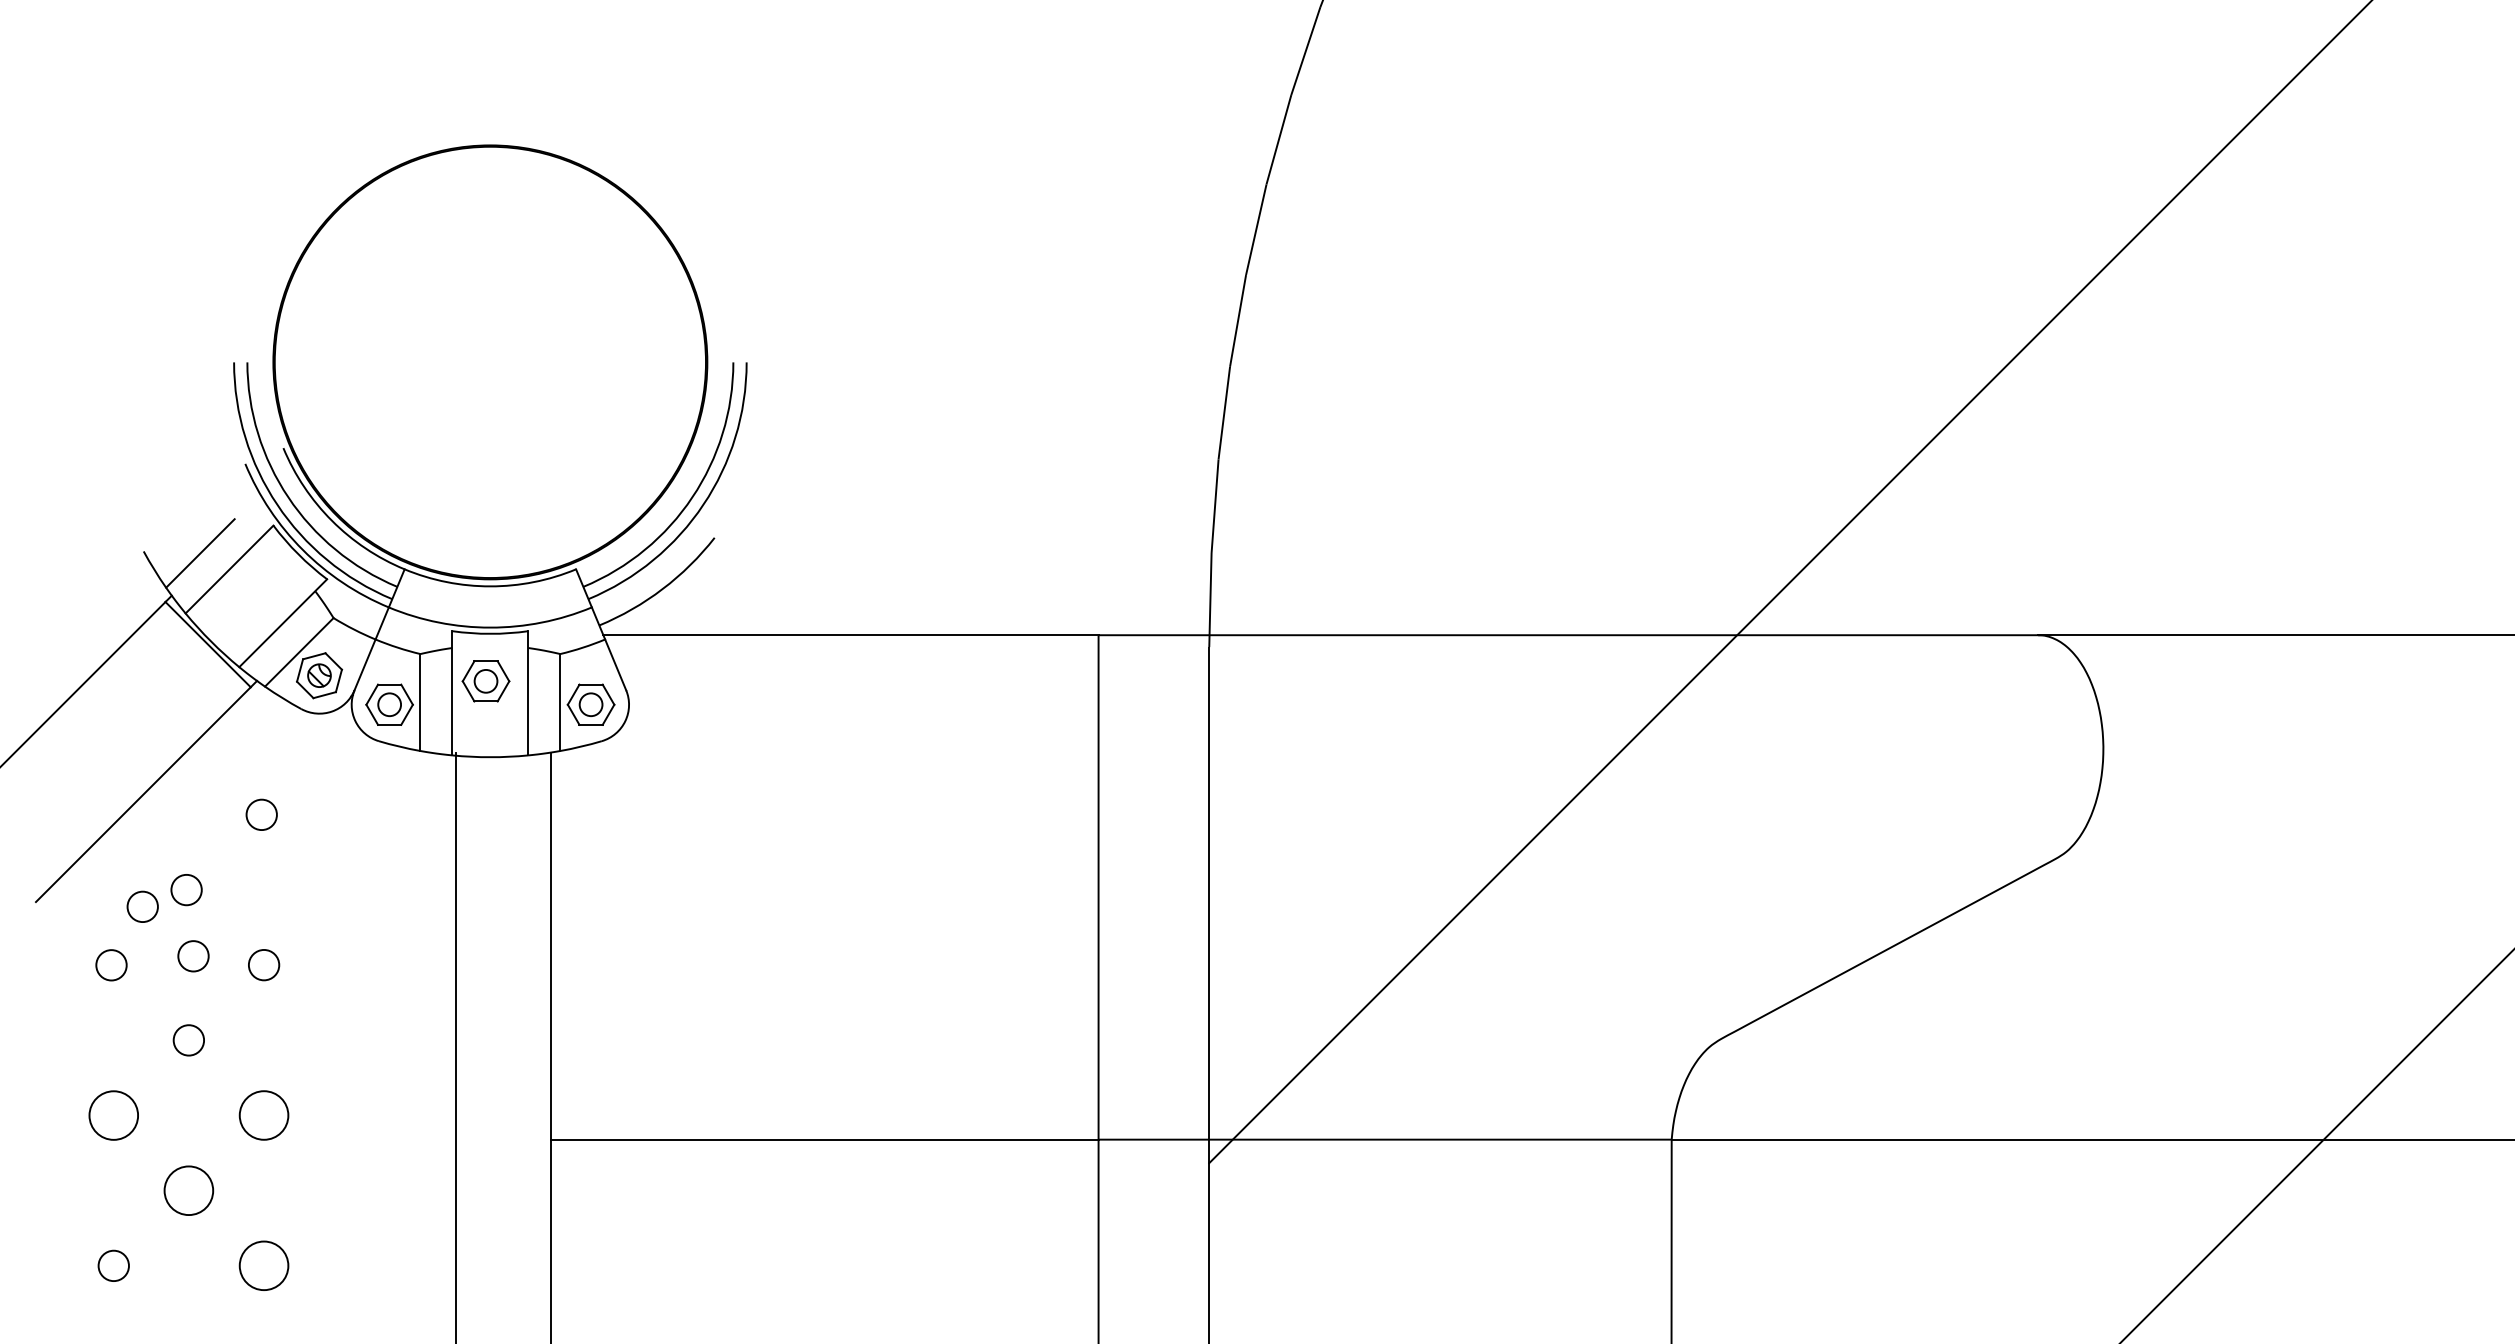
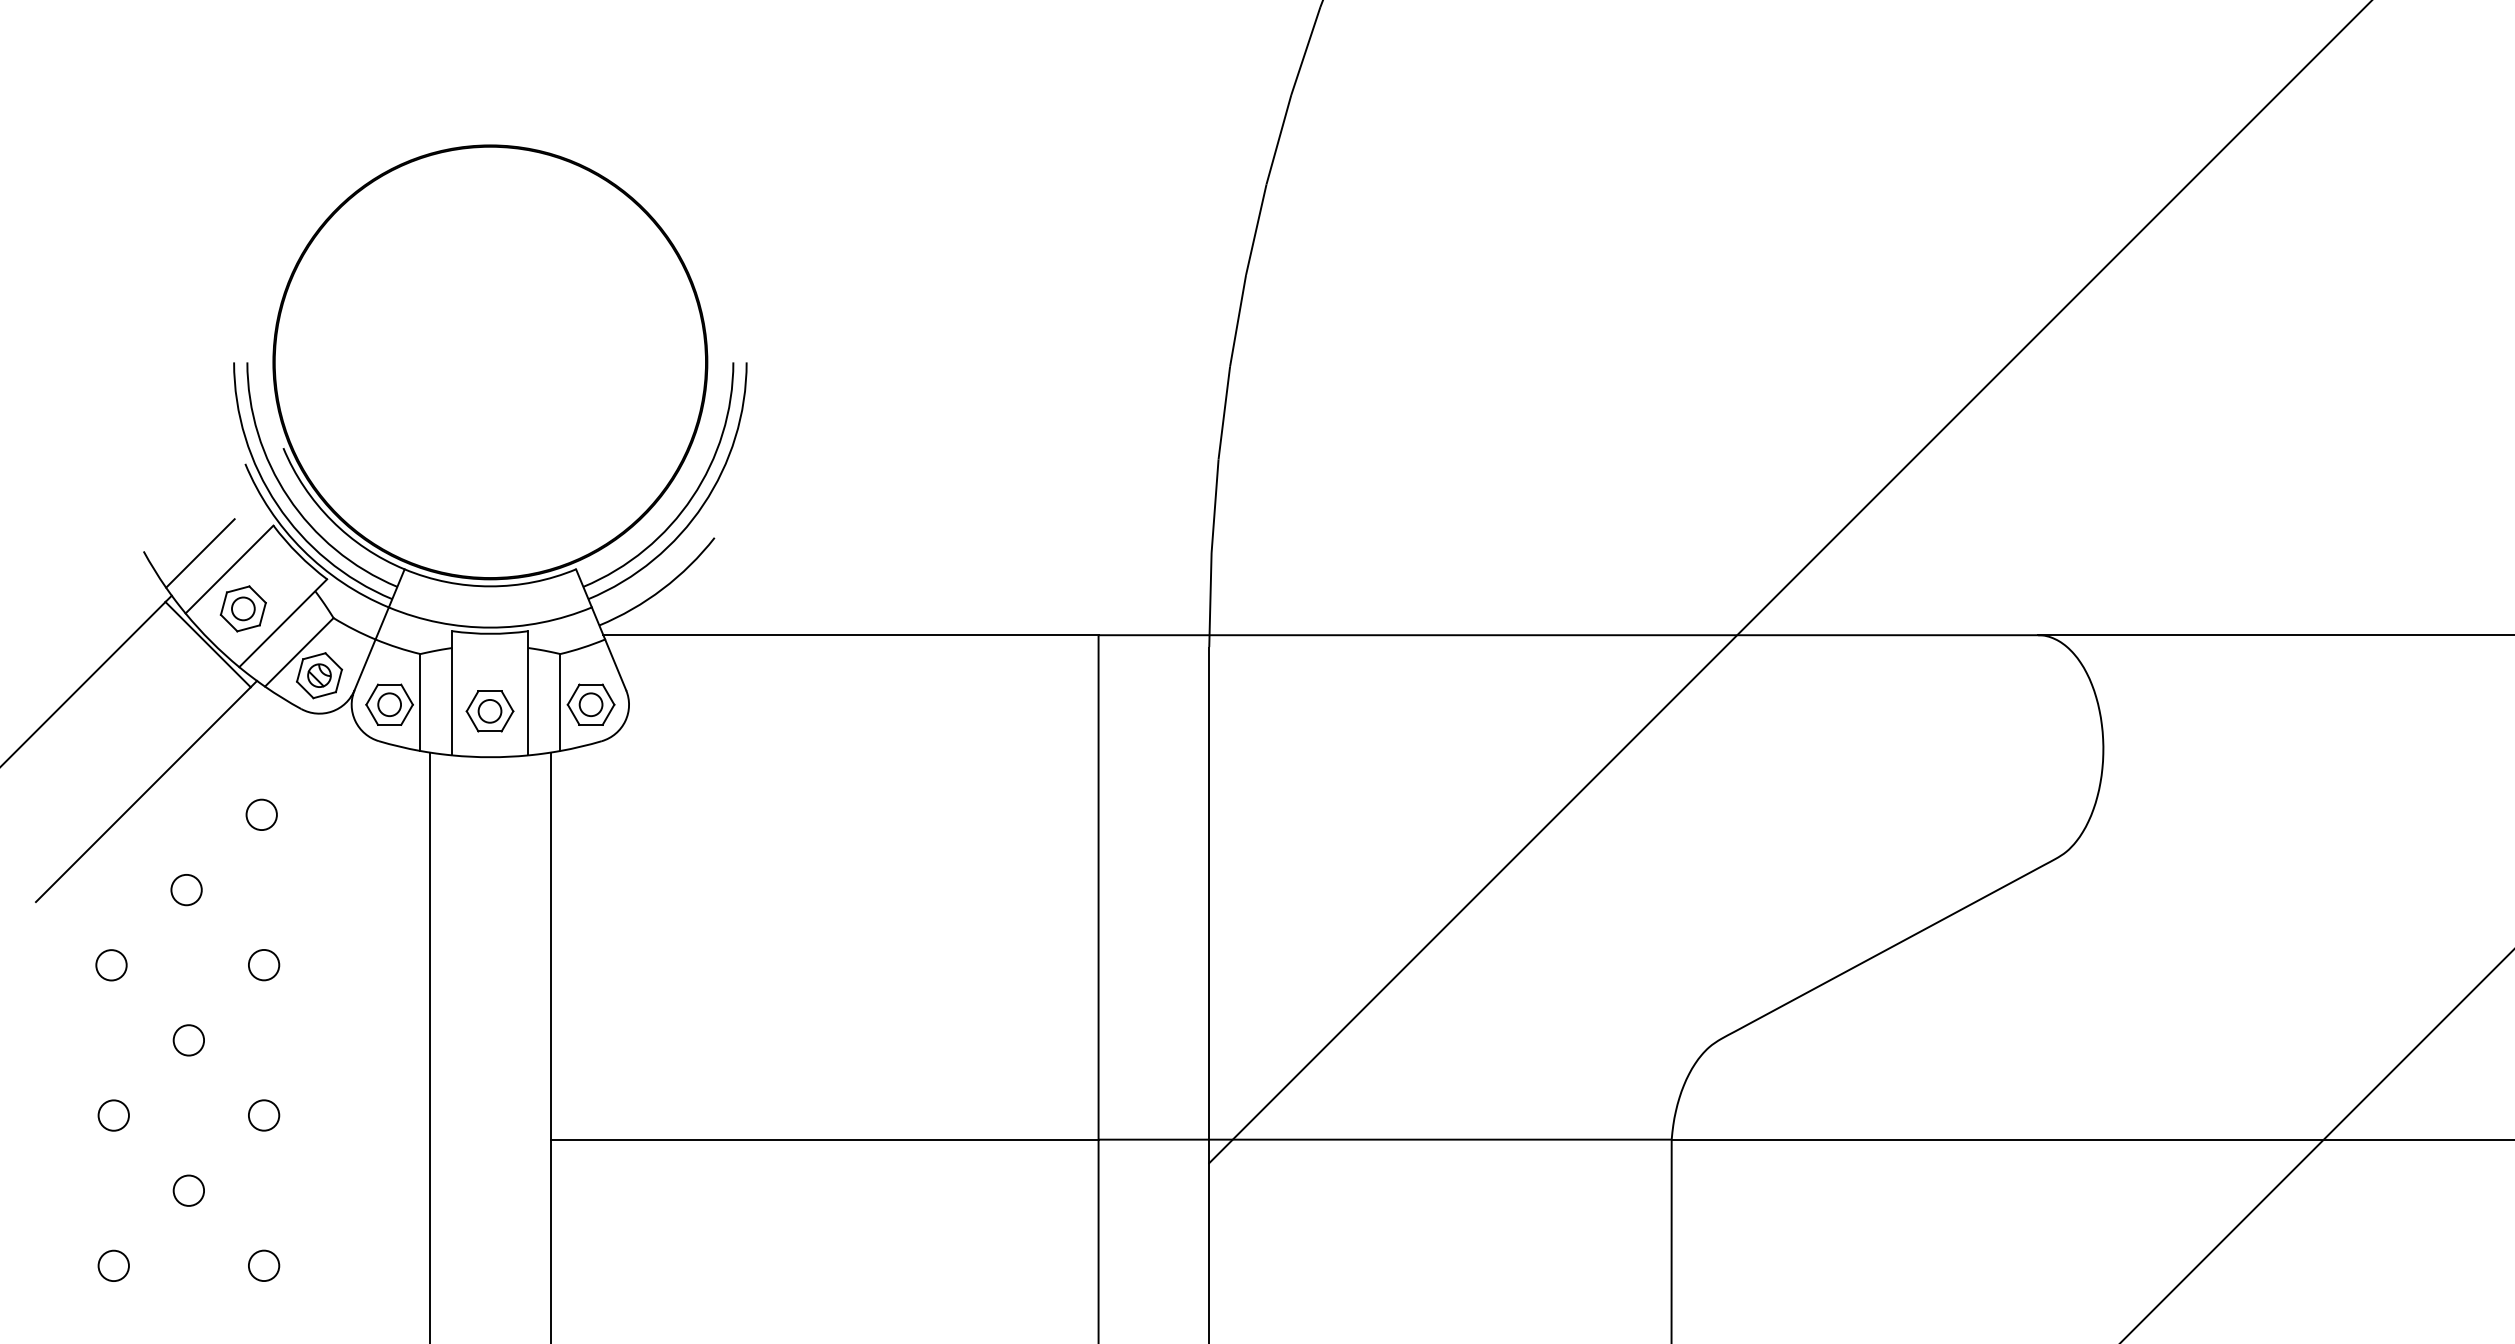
part: none -> present (242, 608)
part position: (485, 681) -> (489, 711) (489, 711)
circle: present -> none (142, 906)
circle: present -> none (193, 956)
line position: (456, 1046) -> (430, 1046) (430, 1046)
circle diameter: 49 px -> 30 px (113, 1115)
circle diameter: 49 px -> 30 px (263, 1115)
circle diameter: 49 px -> 30 px (188, 1190)
circle diameter: 49 px -> 30 px (263, 1265)
